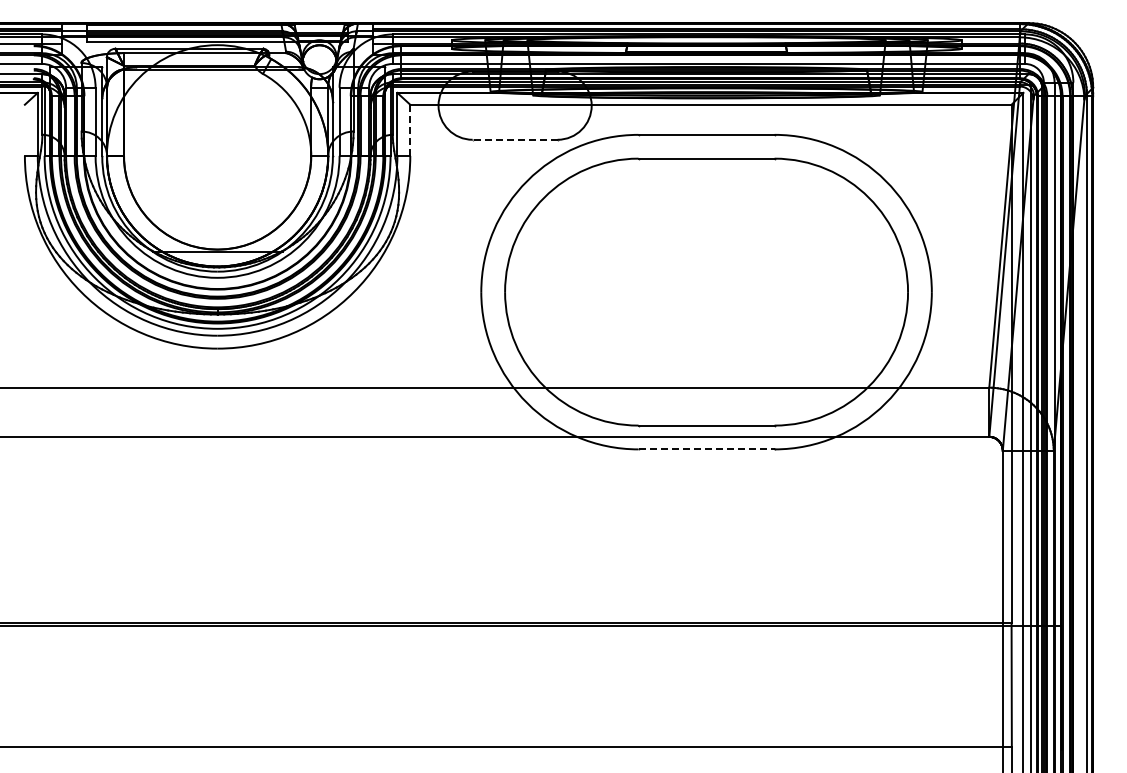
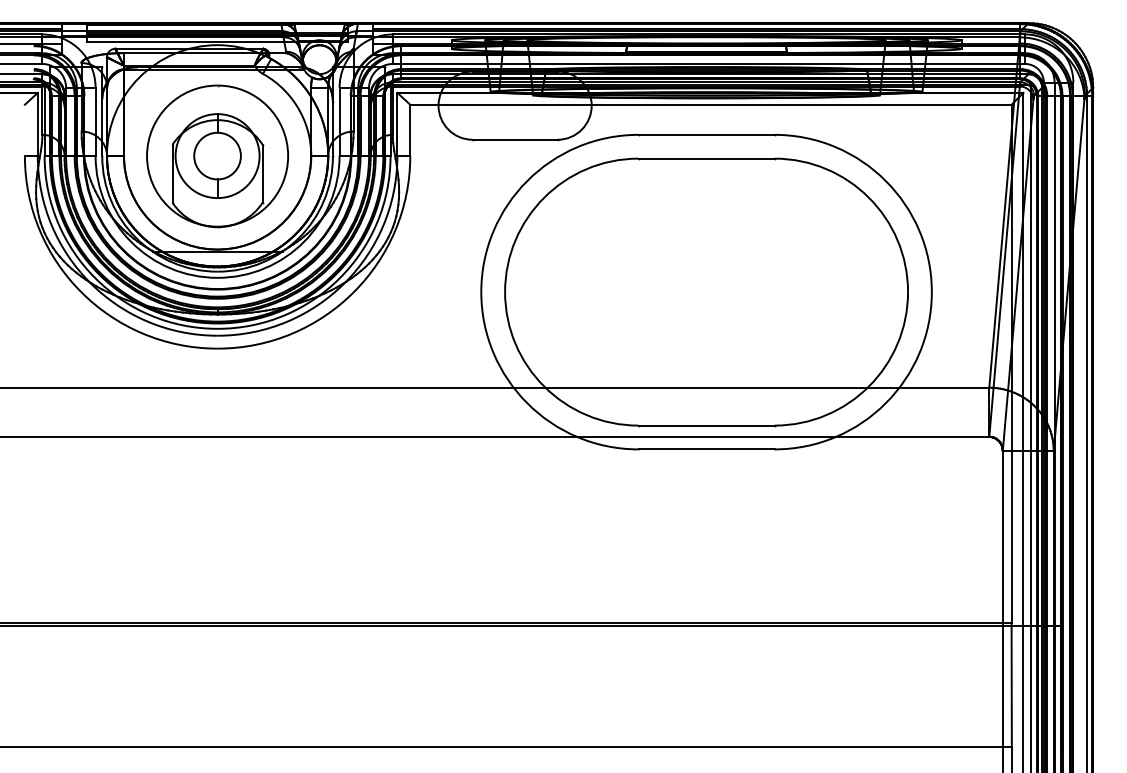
line: dashed -> solid (410, 130)
line: dashed -> solid (514, 139)
part: none -> present (217, 156)
line: dashed -> solid (707, 449)
